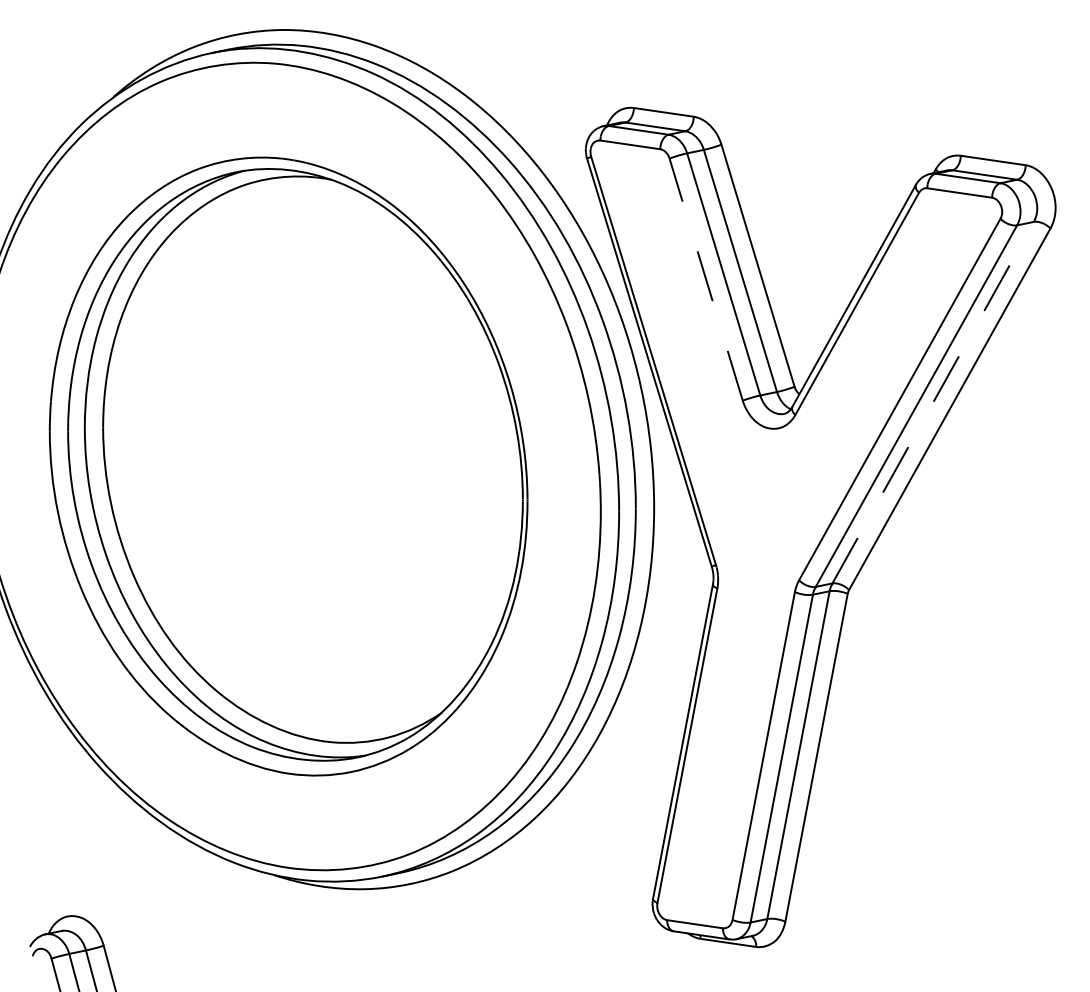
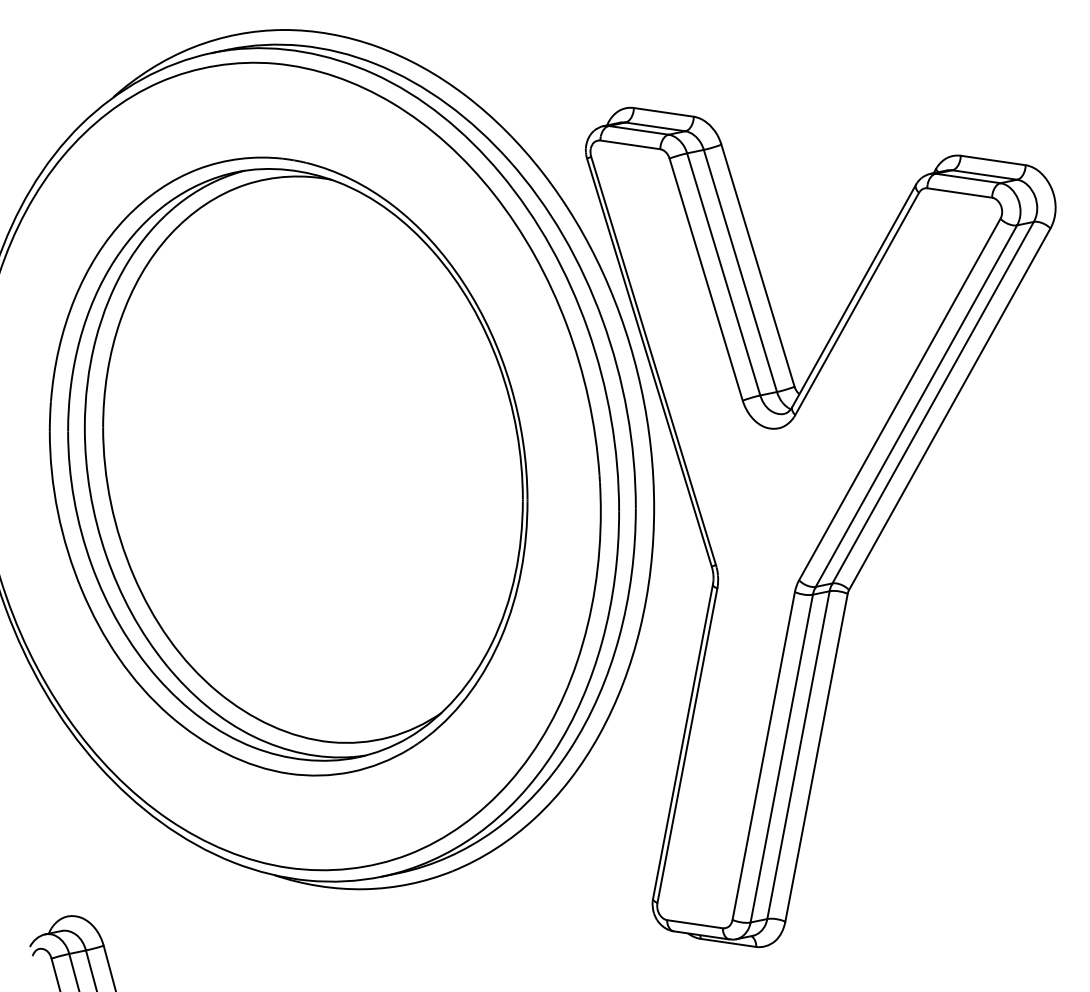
line: dashed -> solid (706, 279)
line: dashed -> solid (933, 402)
